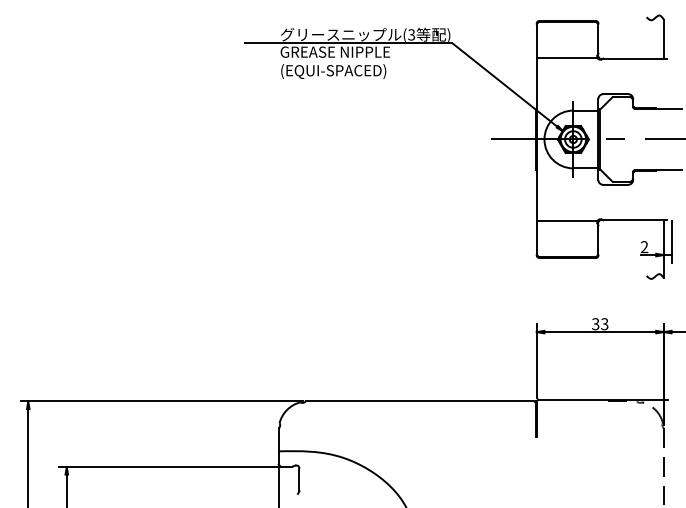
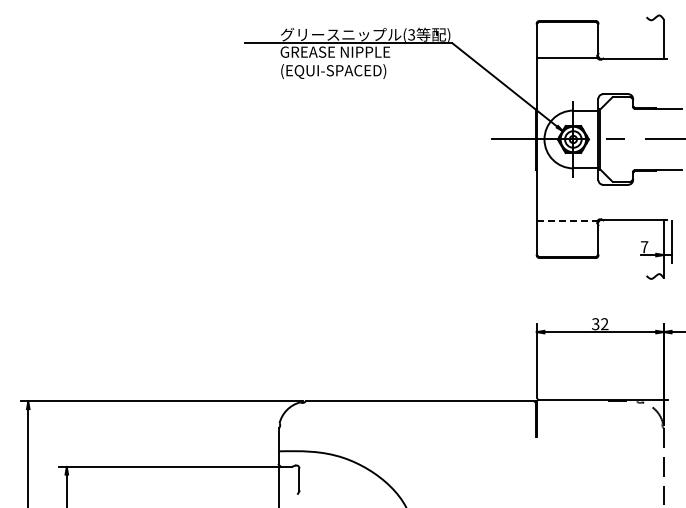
line: solid -> dashed (567, 221)
text: 2 -> 7 (644, 247)
text: 33 -> 32 (604, 324)
